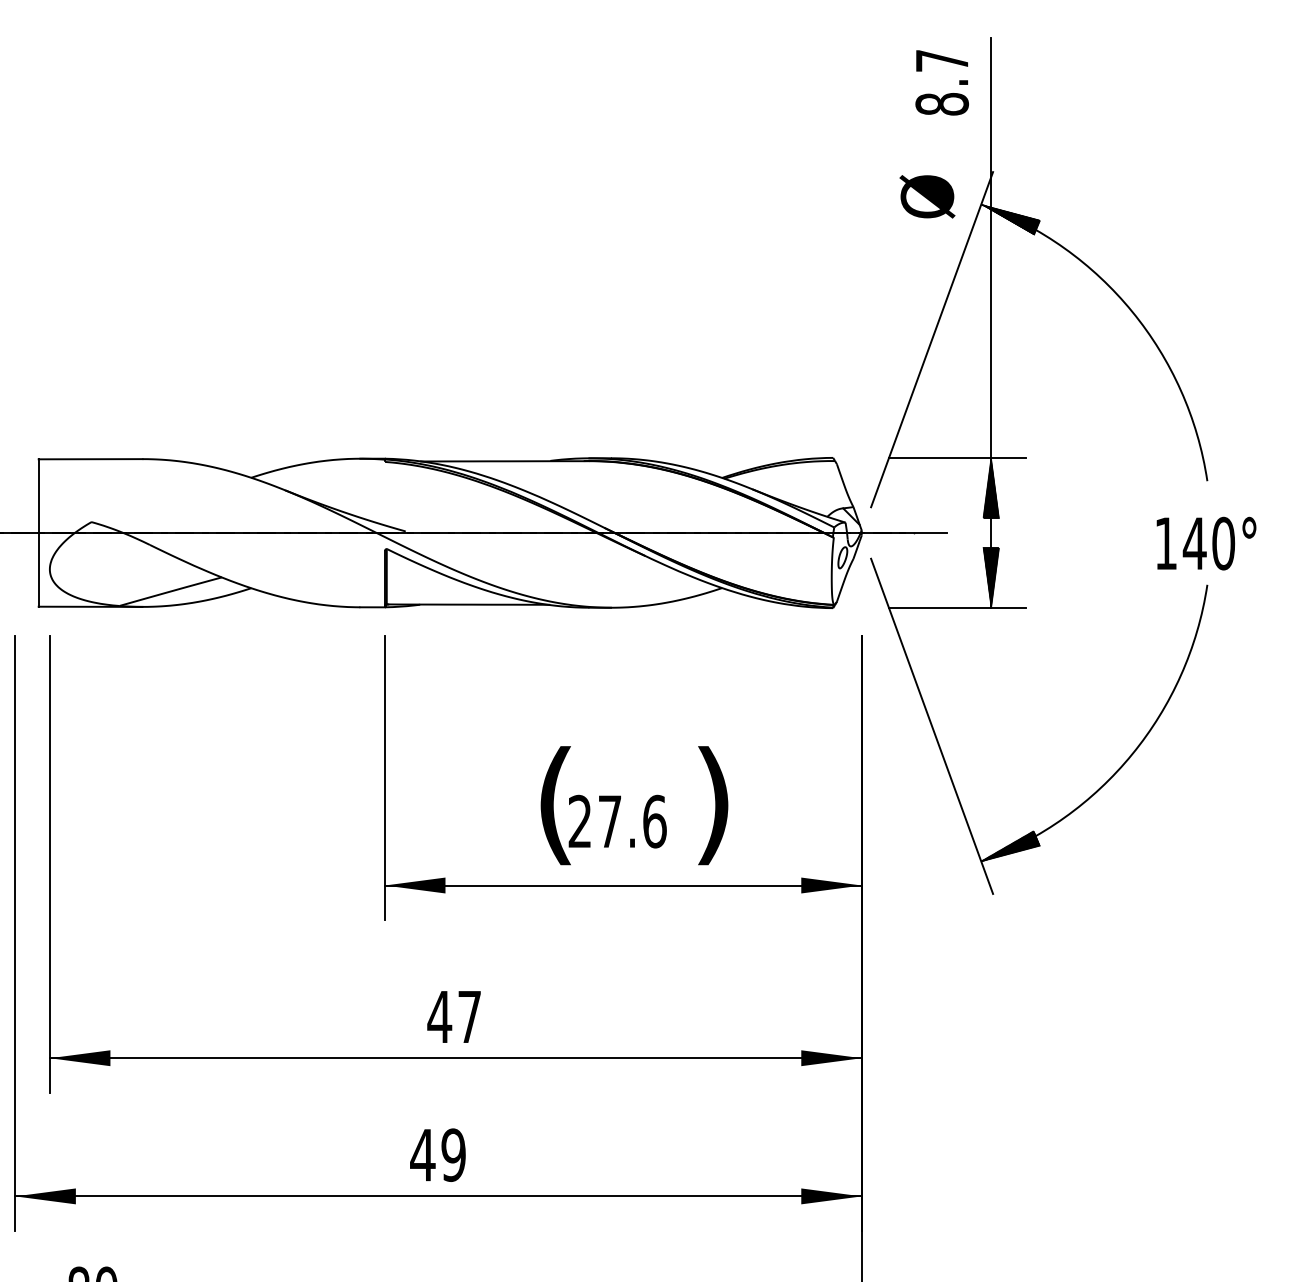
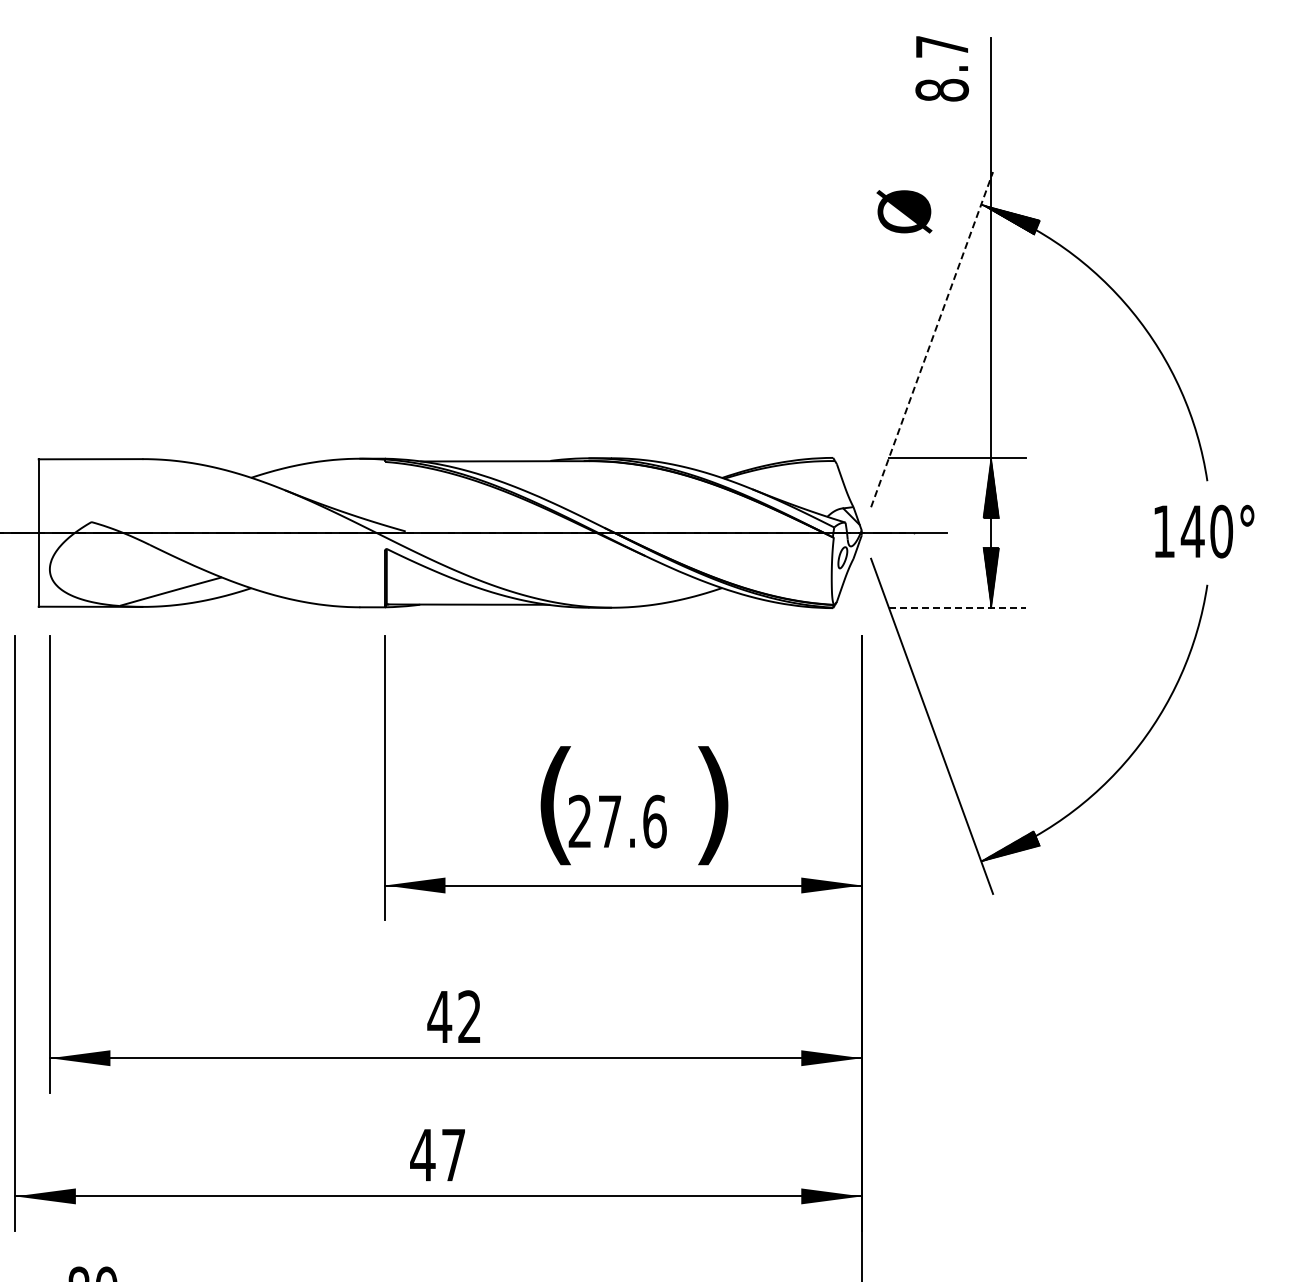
text position: (941, 82) -> (941, 68) (941, 68)
text position: (927, 196) -> (904, 211) (904, 211)
line: solid -> dashed (932, 339)
text position: (1206, 543) -> (1204, 531) (1204, 531)
line: solid -> dashed (957, 608)
text: 47 -> 42 (469, 1016)
text: 49 -> 47 (453, 1154)
